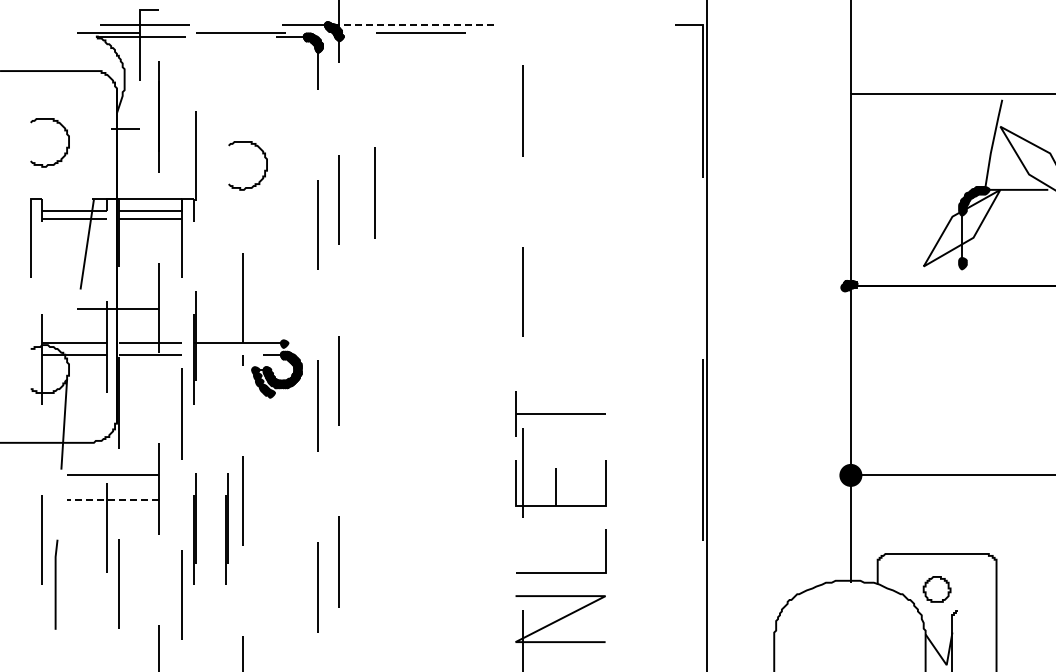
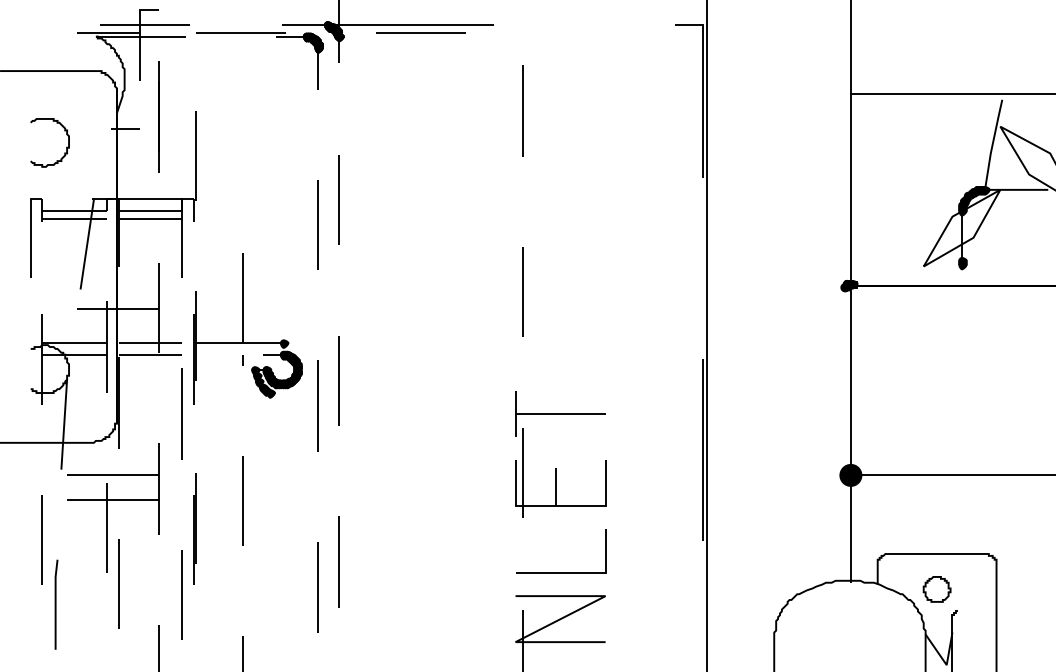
line: dashed -> solid (409, 25)
curve: present -> none (264, 169)
line: present -> none (374, 192)
line: dashed -> solid (113, 500)
line: present -> none (226, 528)
line position: (56, 584) -> (56, 604) (56, 604)
